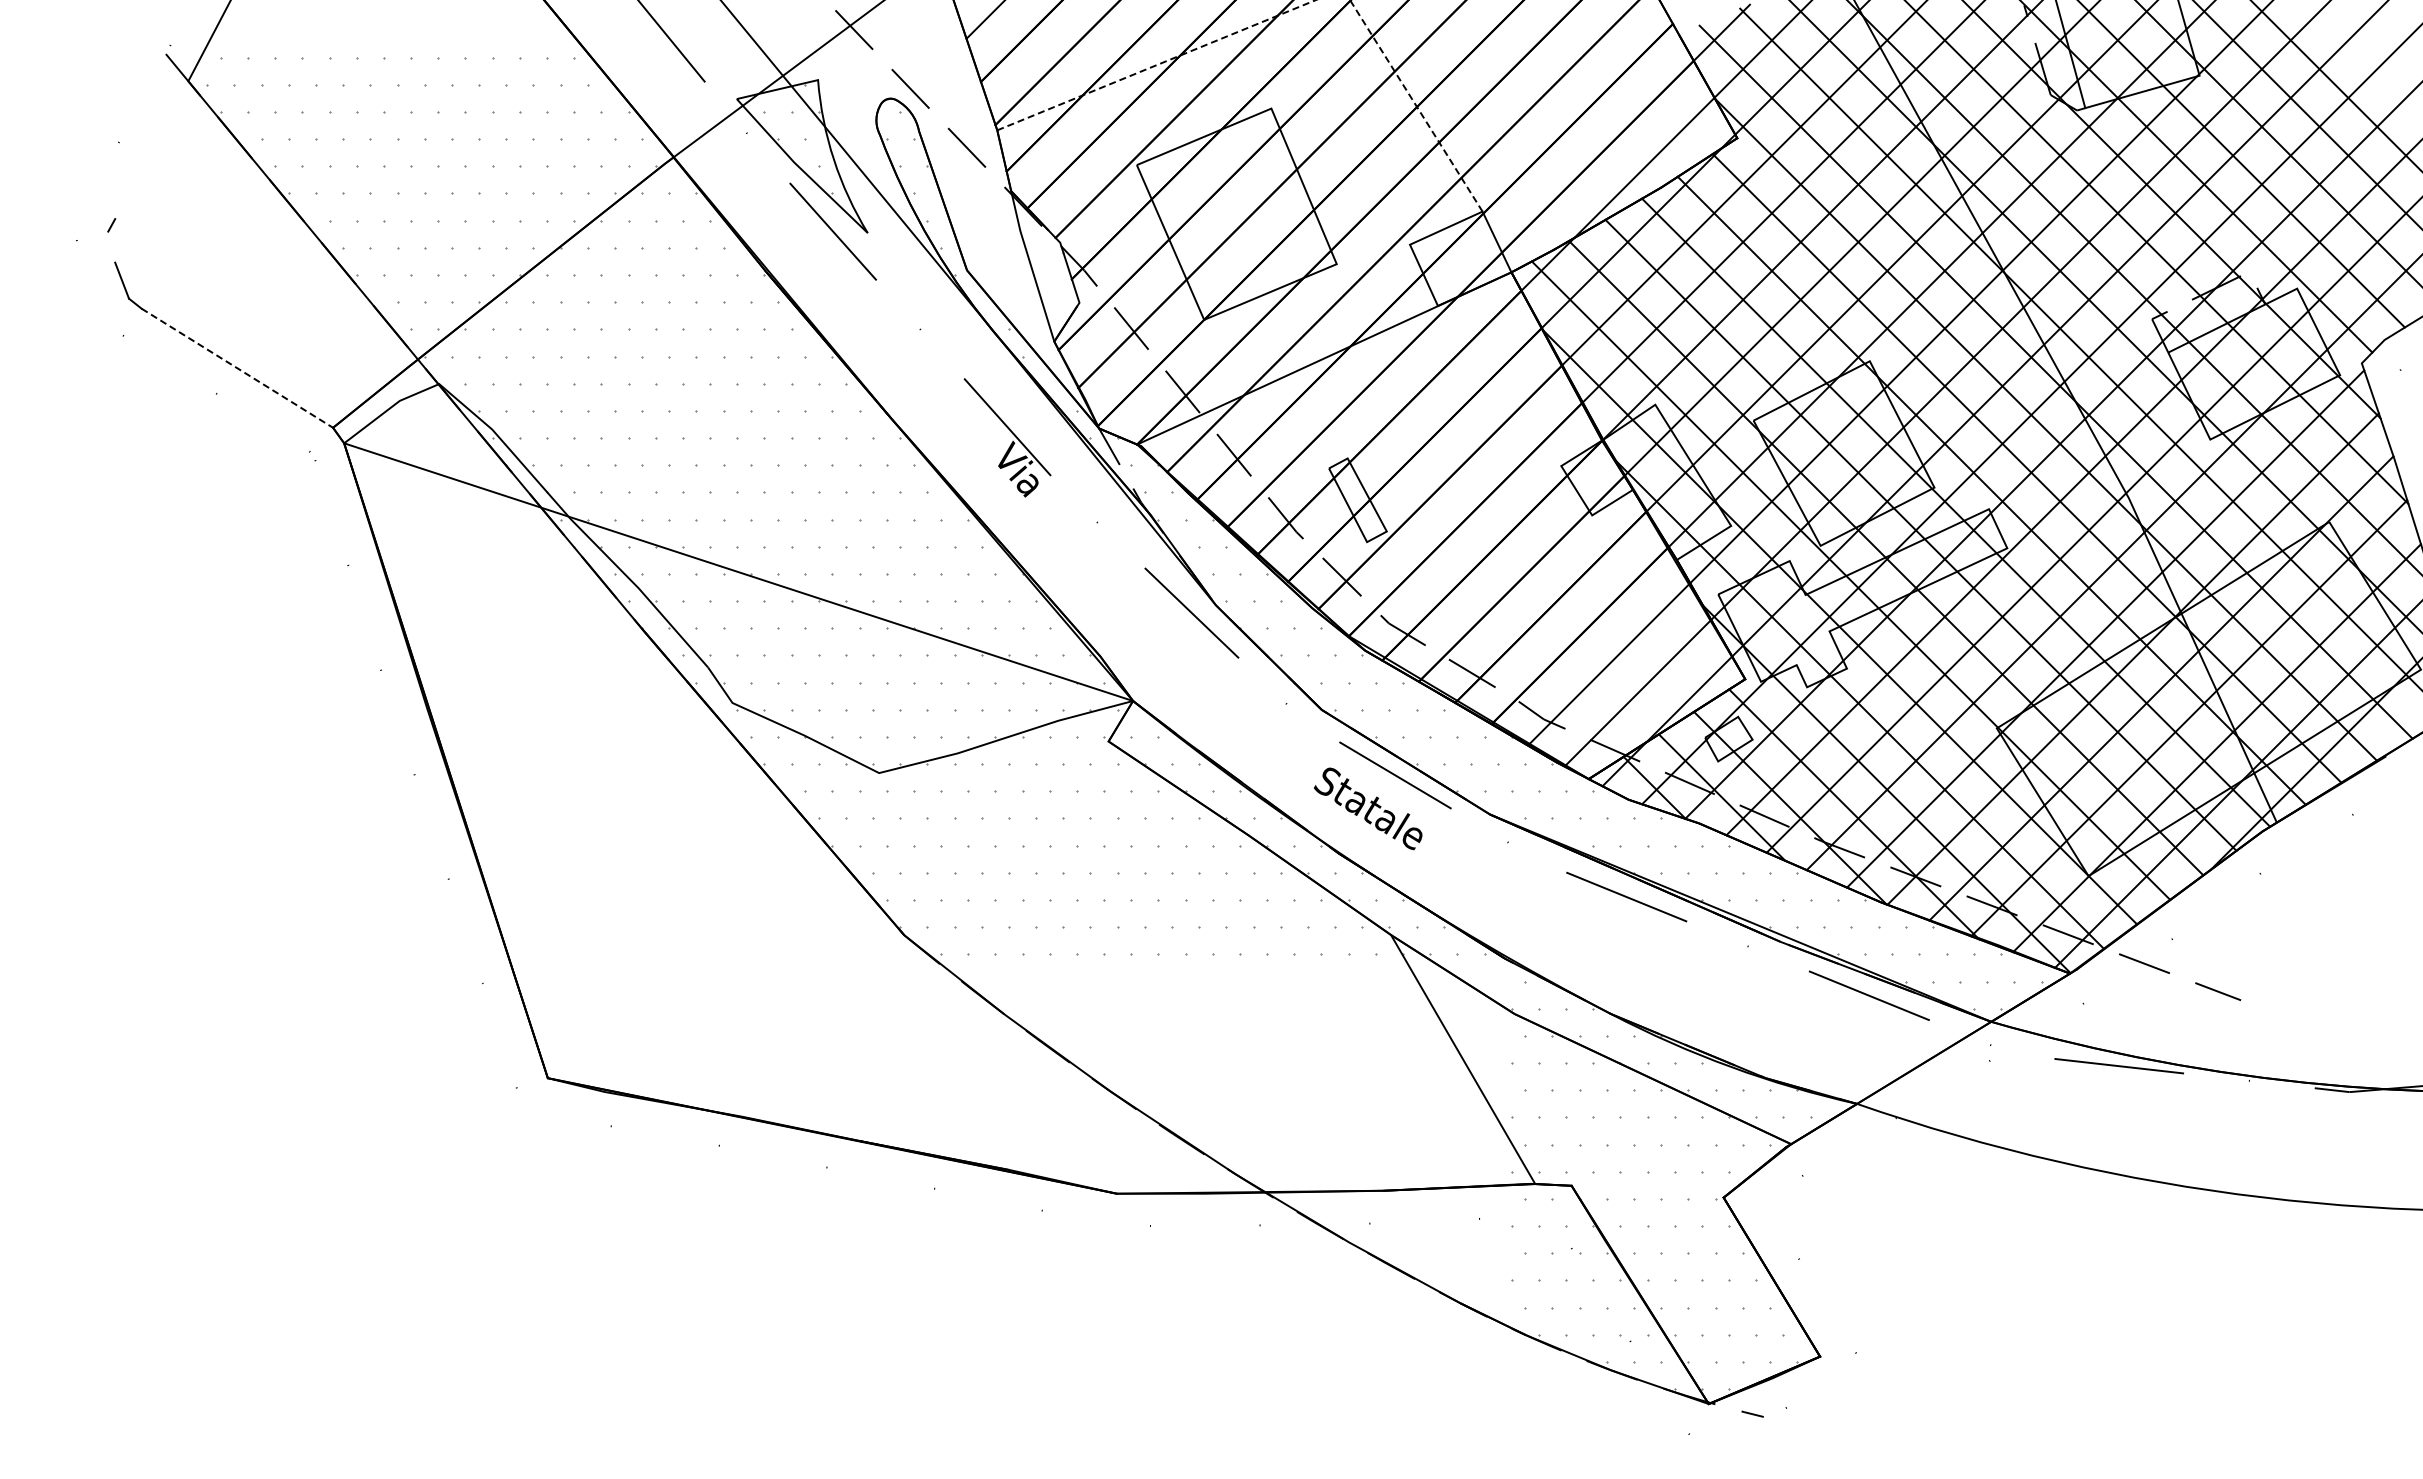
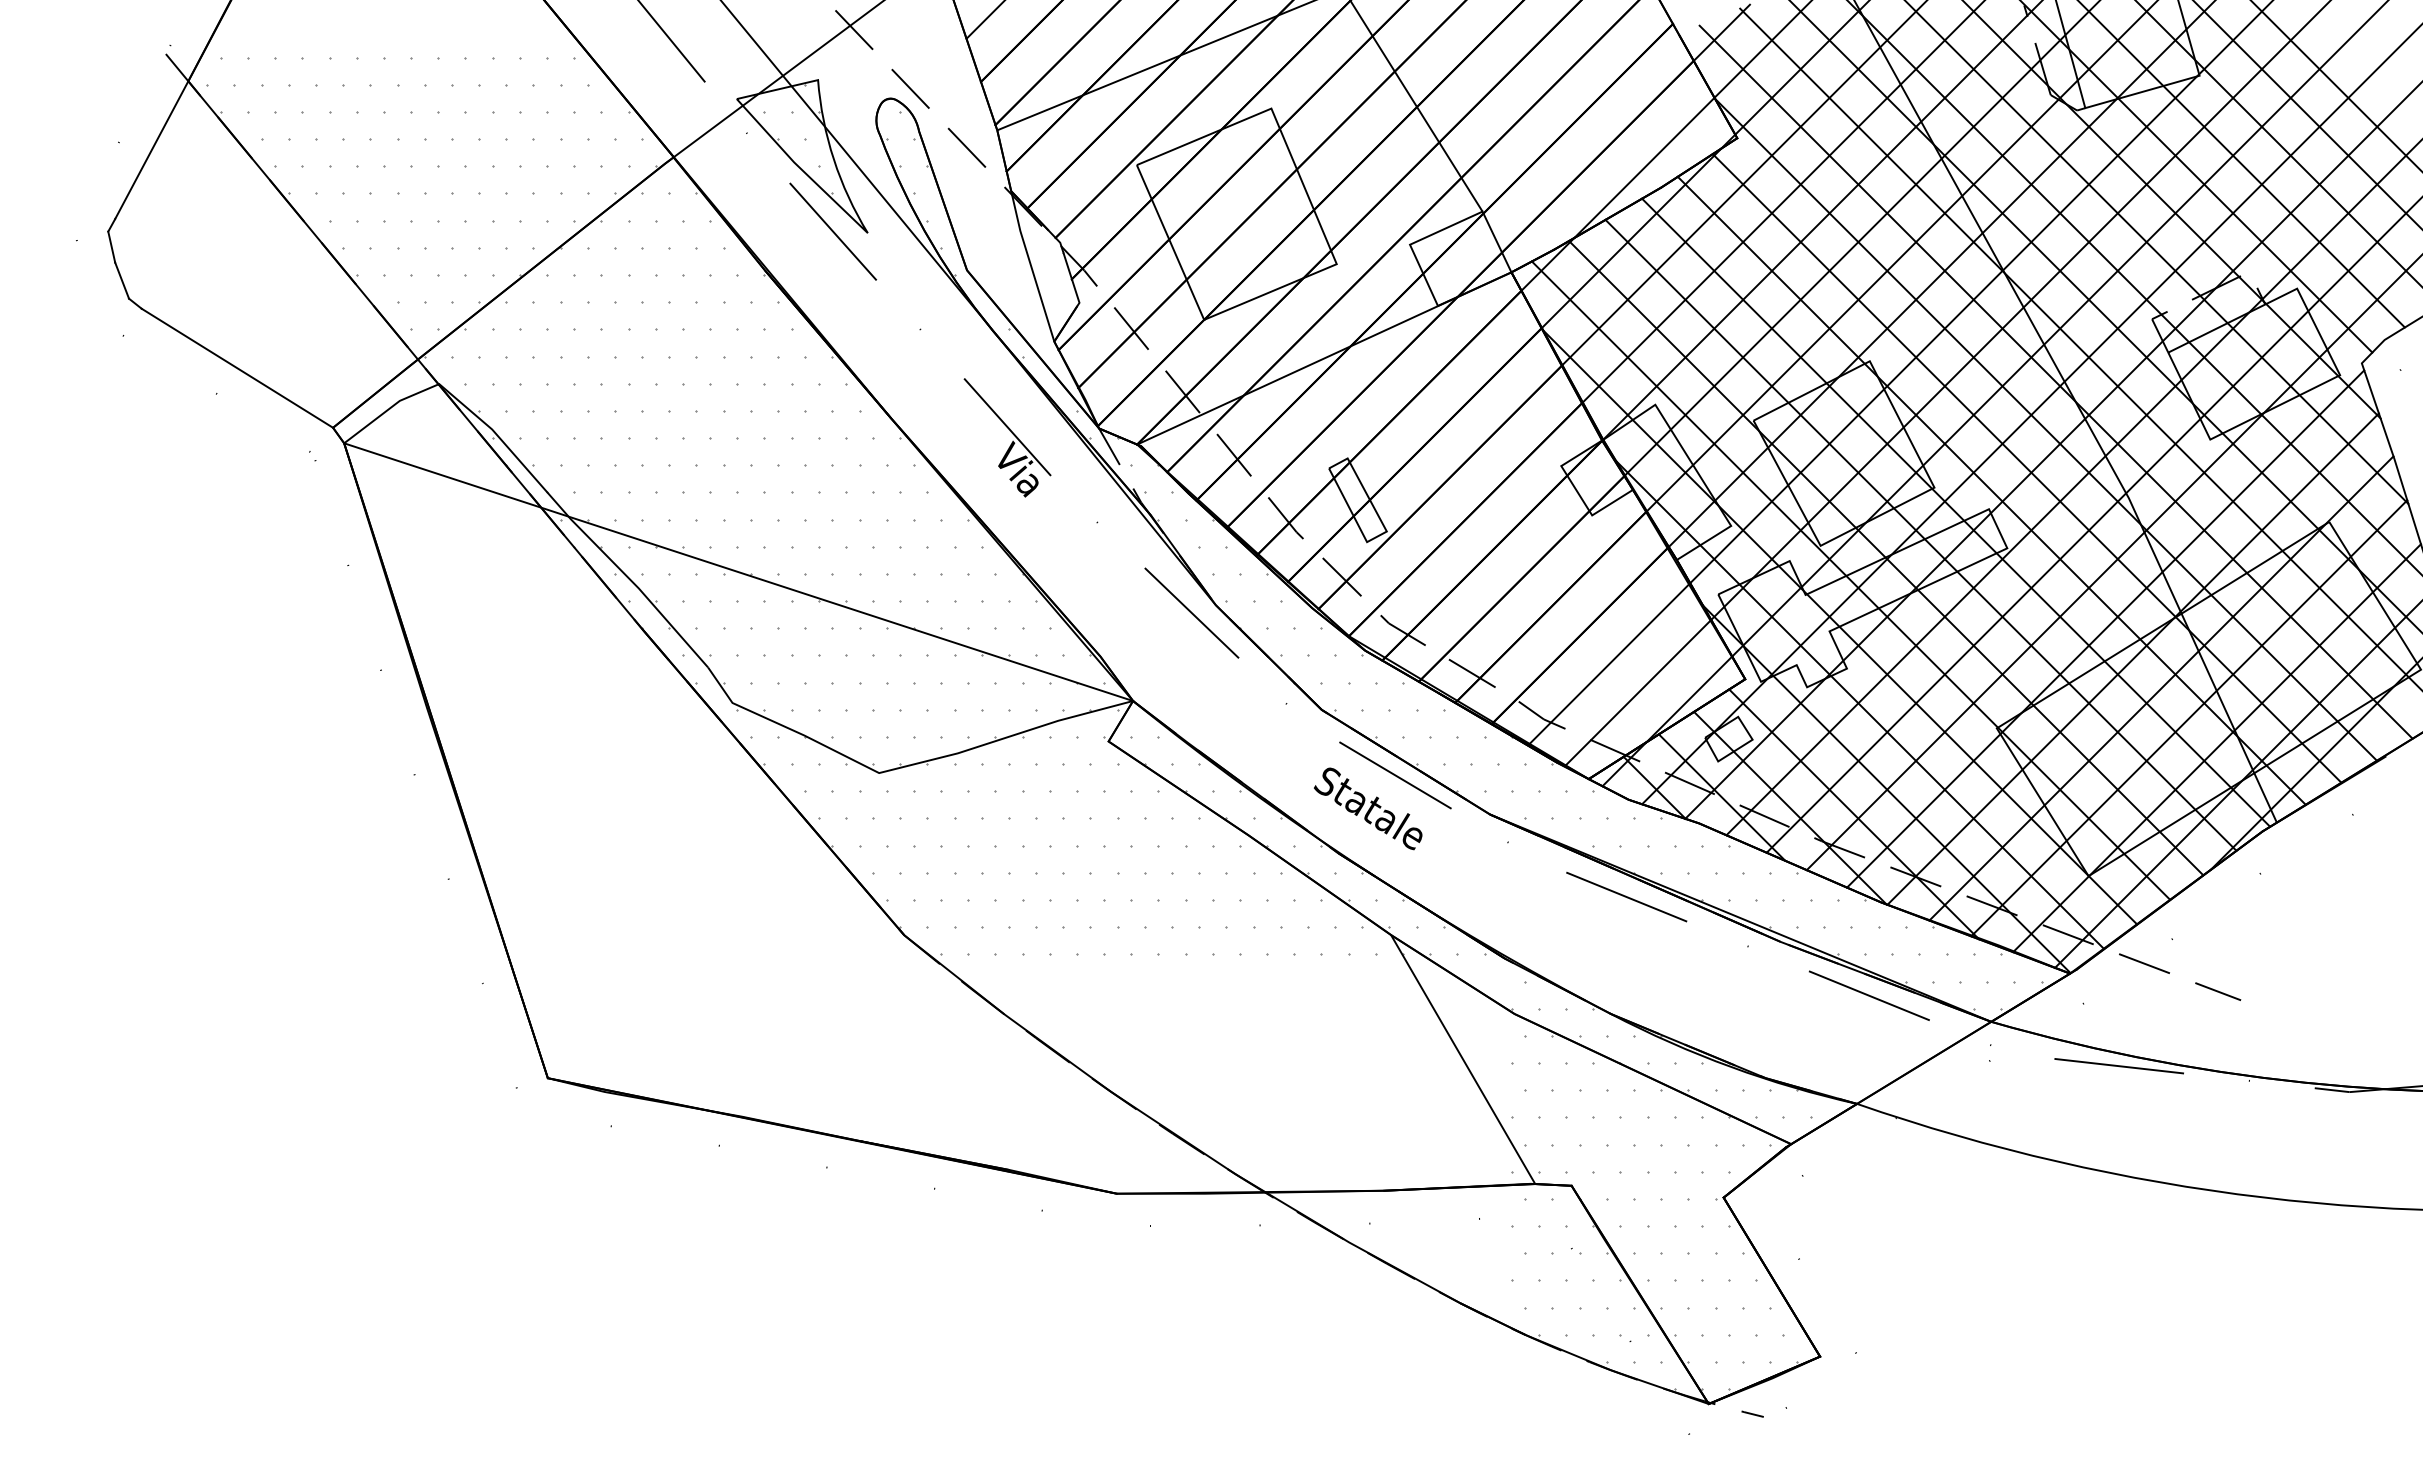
line: dashed -> solid (1156, 65)
line: dashed -> solid (1416, 105)
line: none -> present (172, 110)
line: none -> present (111, 246)
line: dashed -> solid (237, 368)
